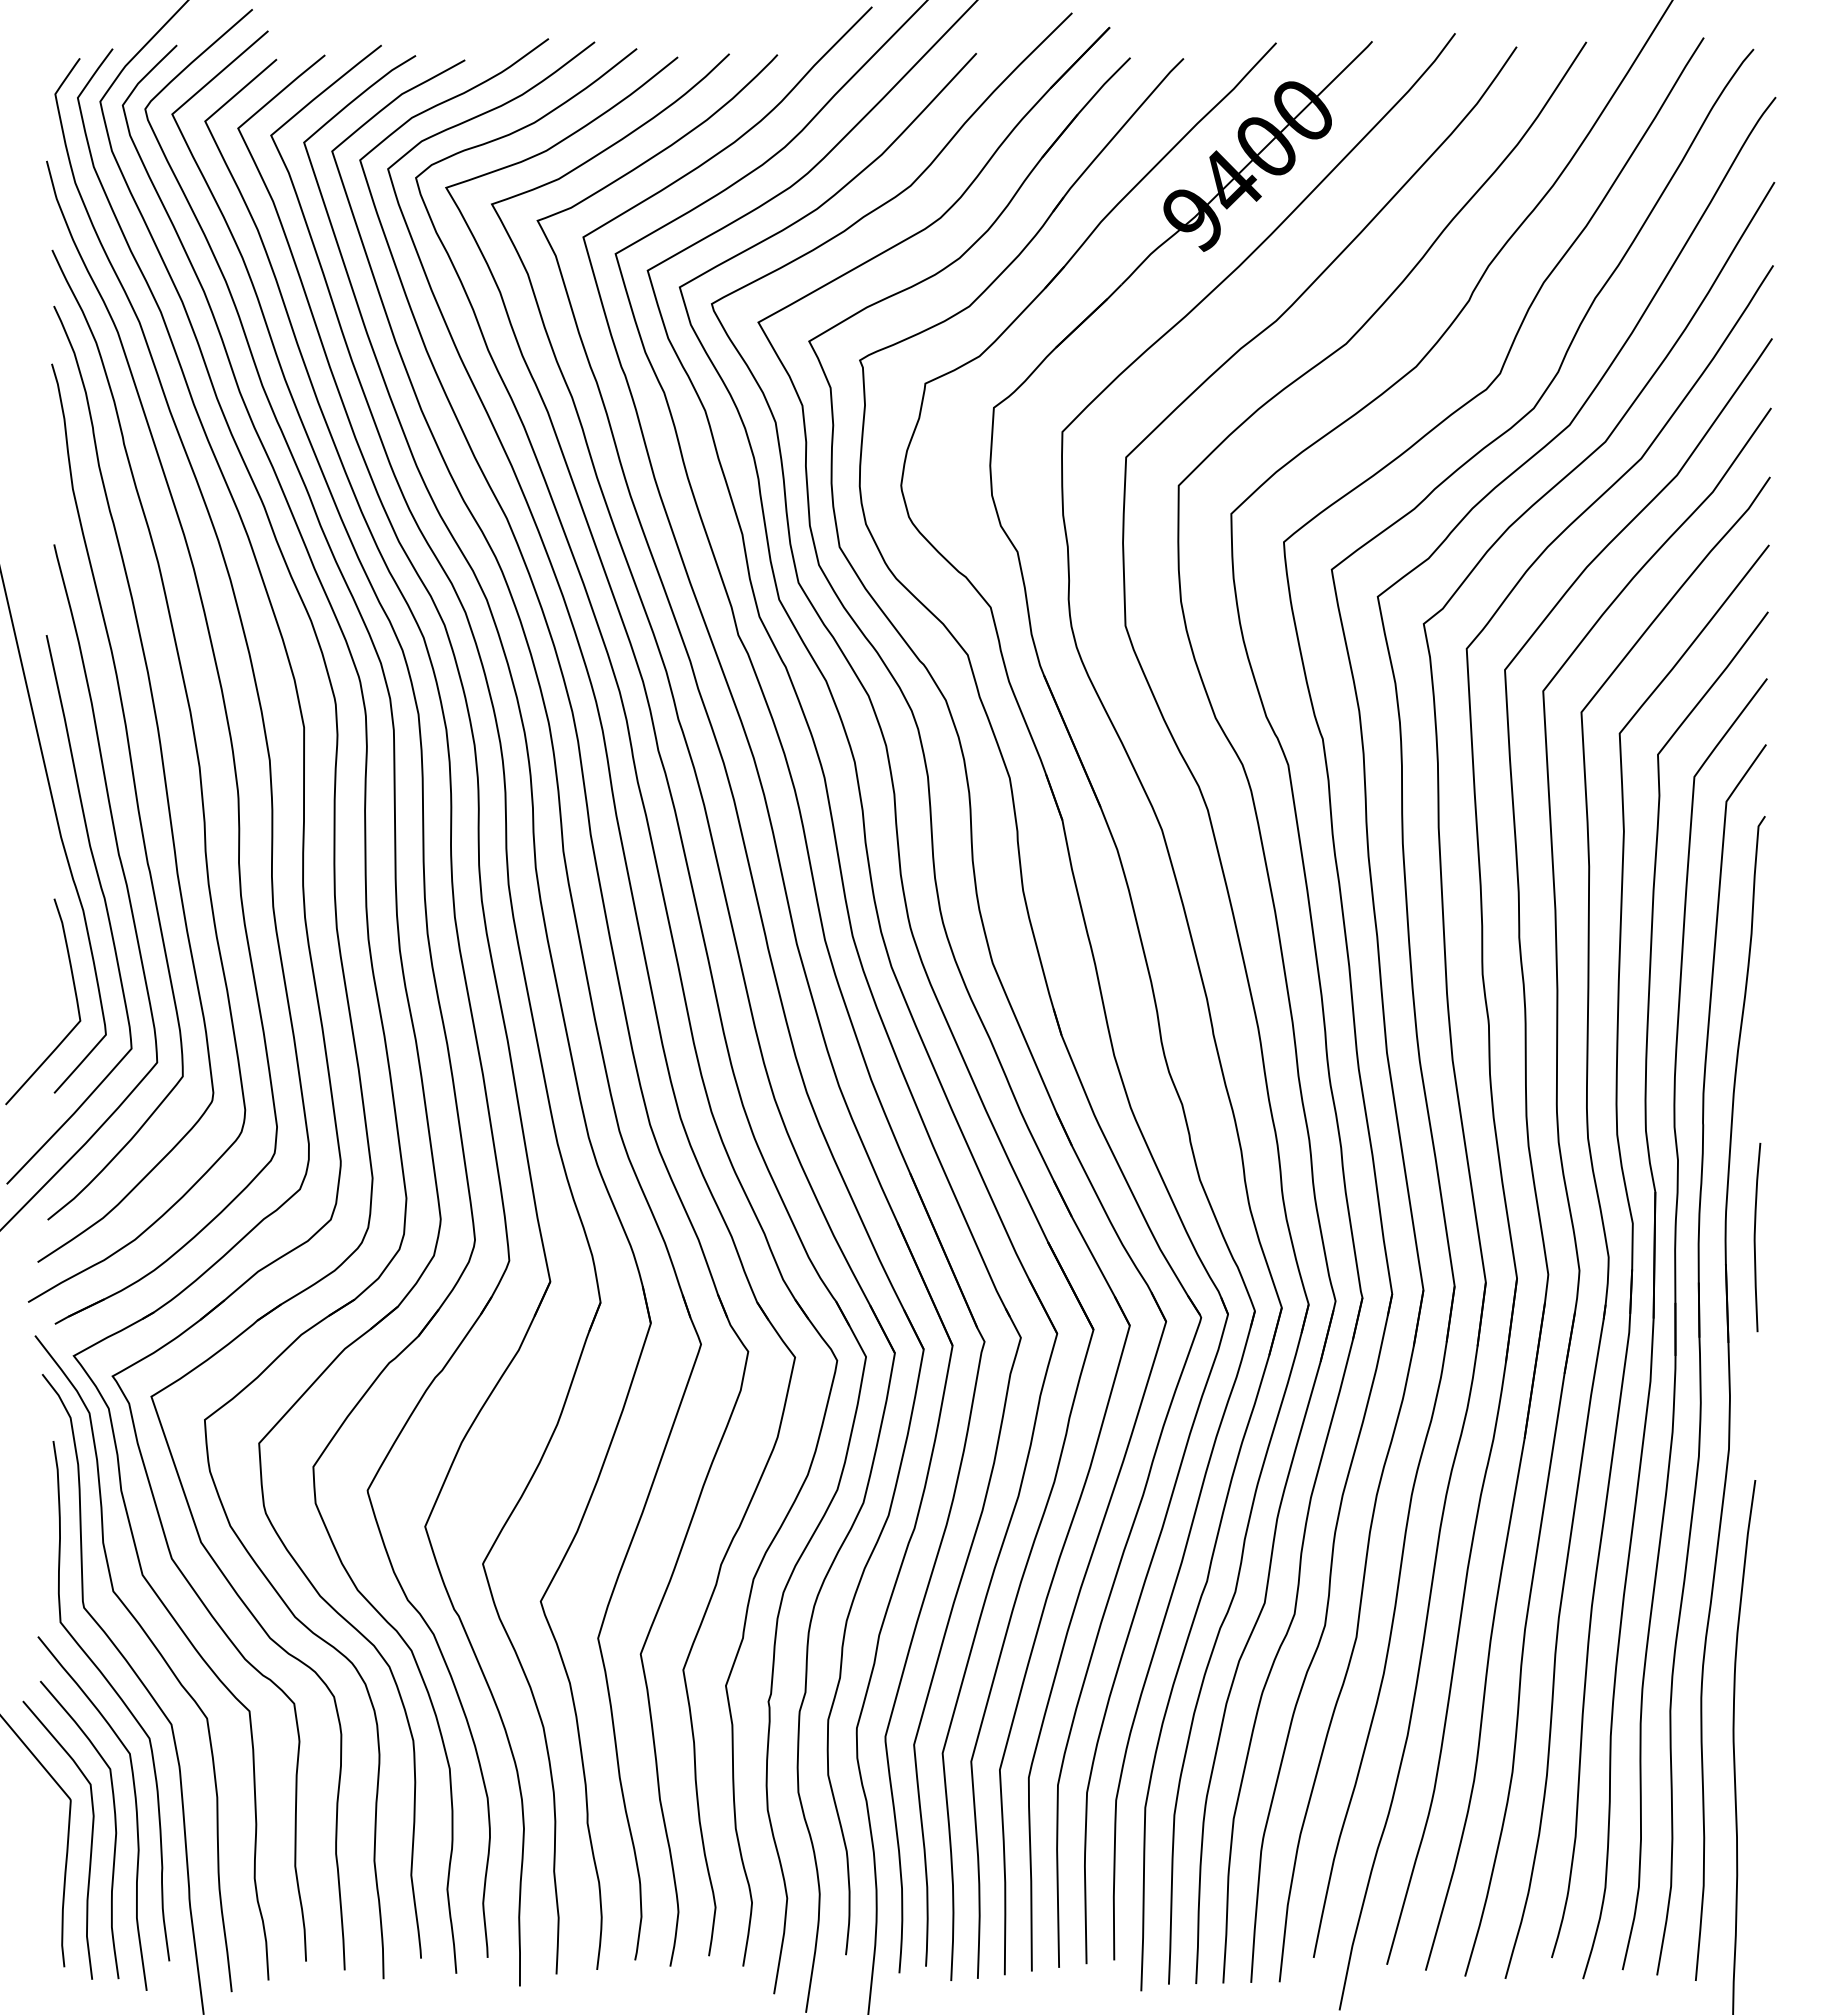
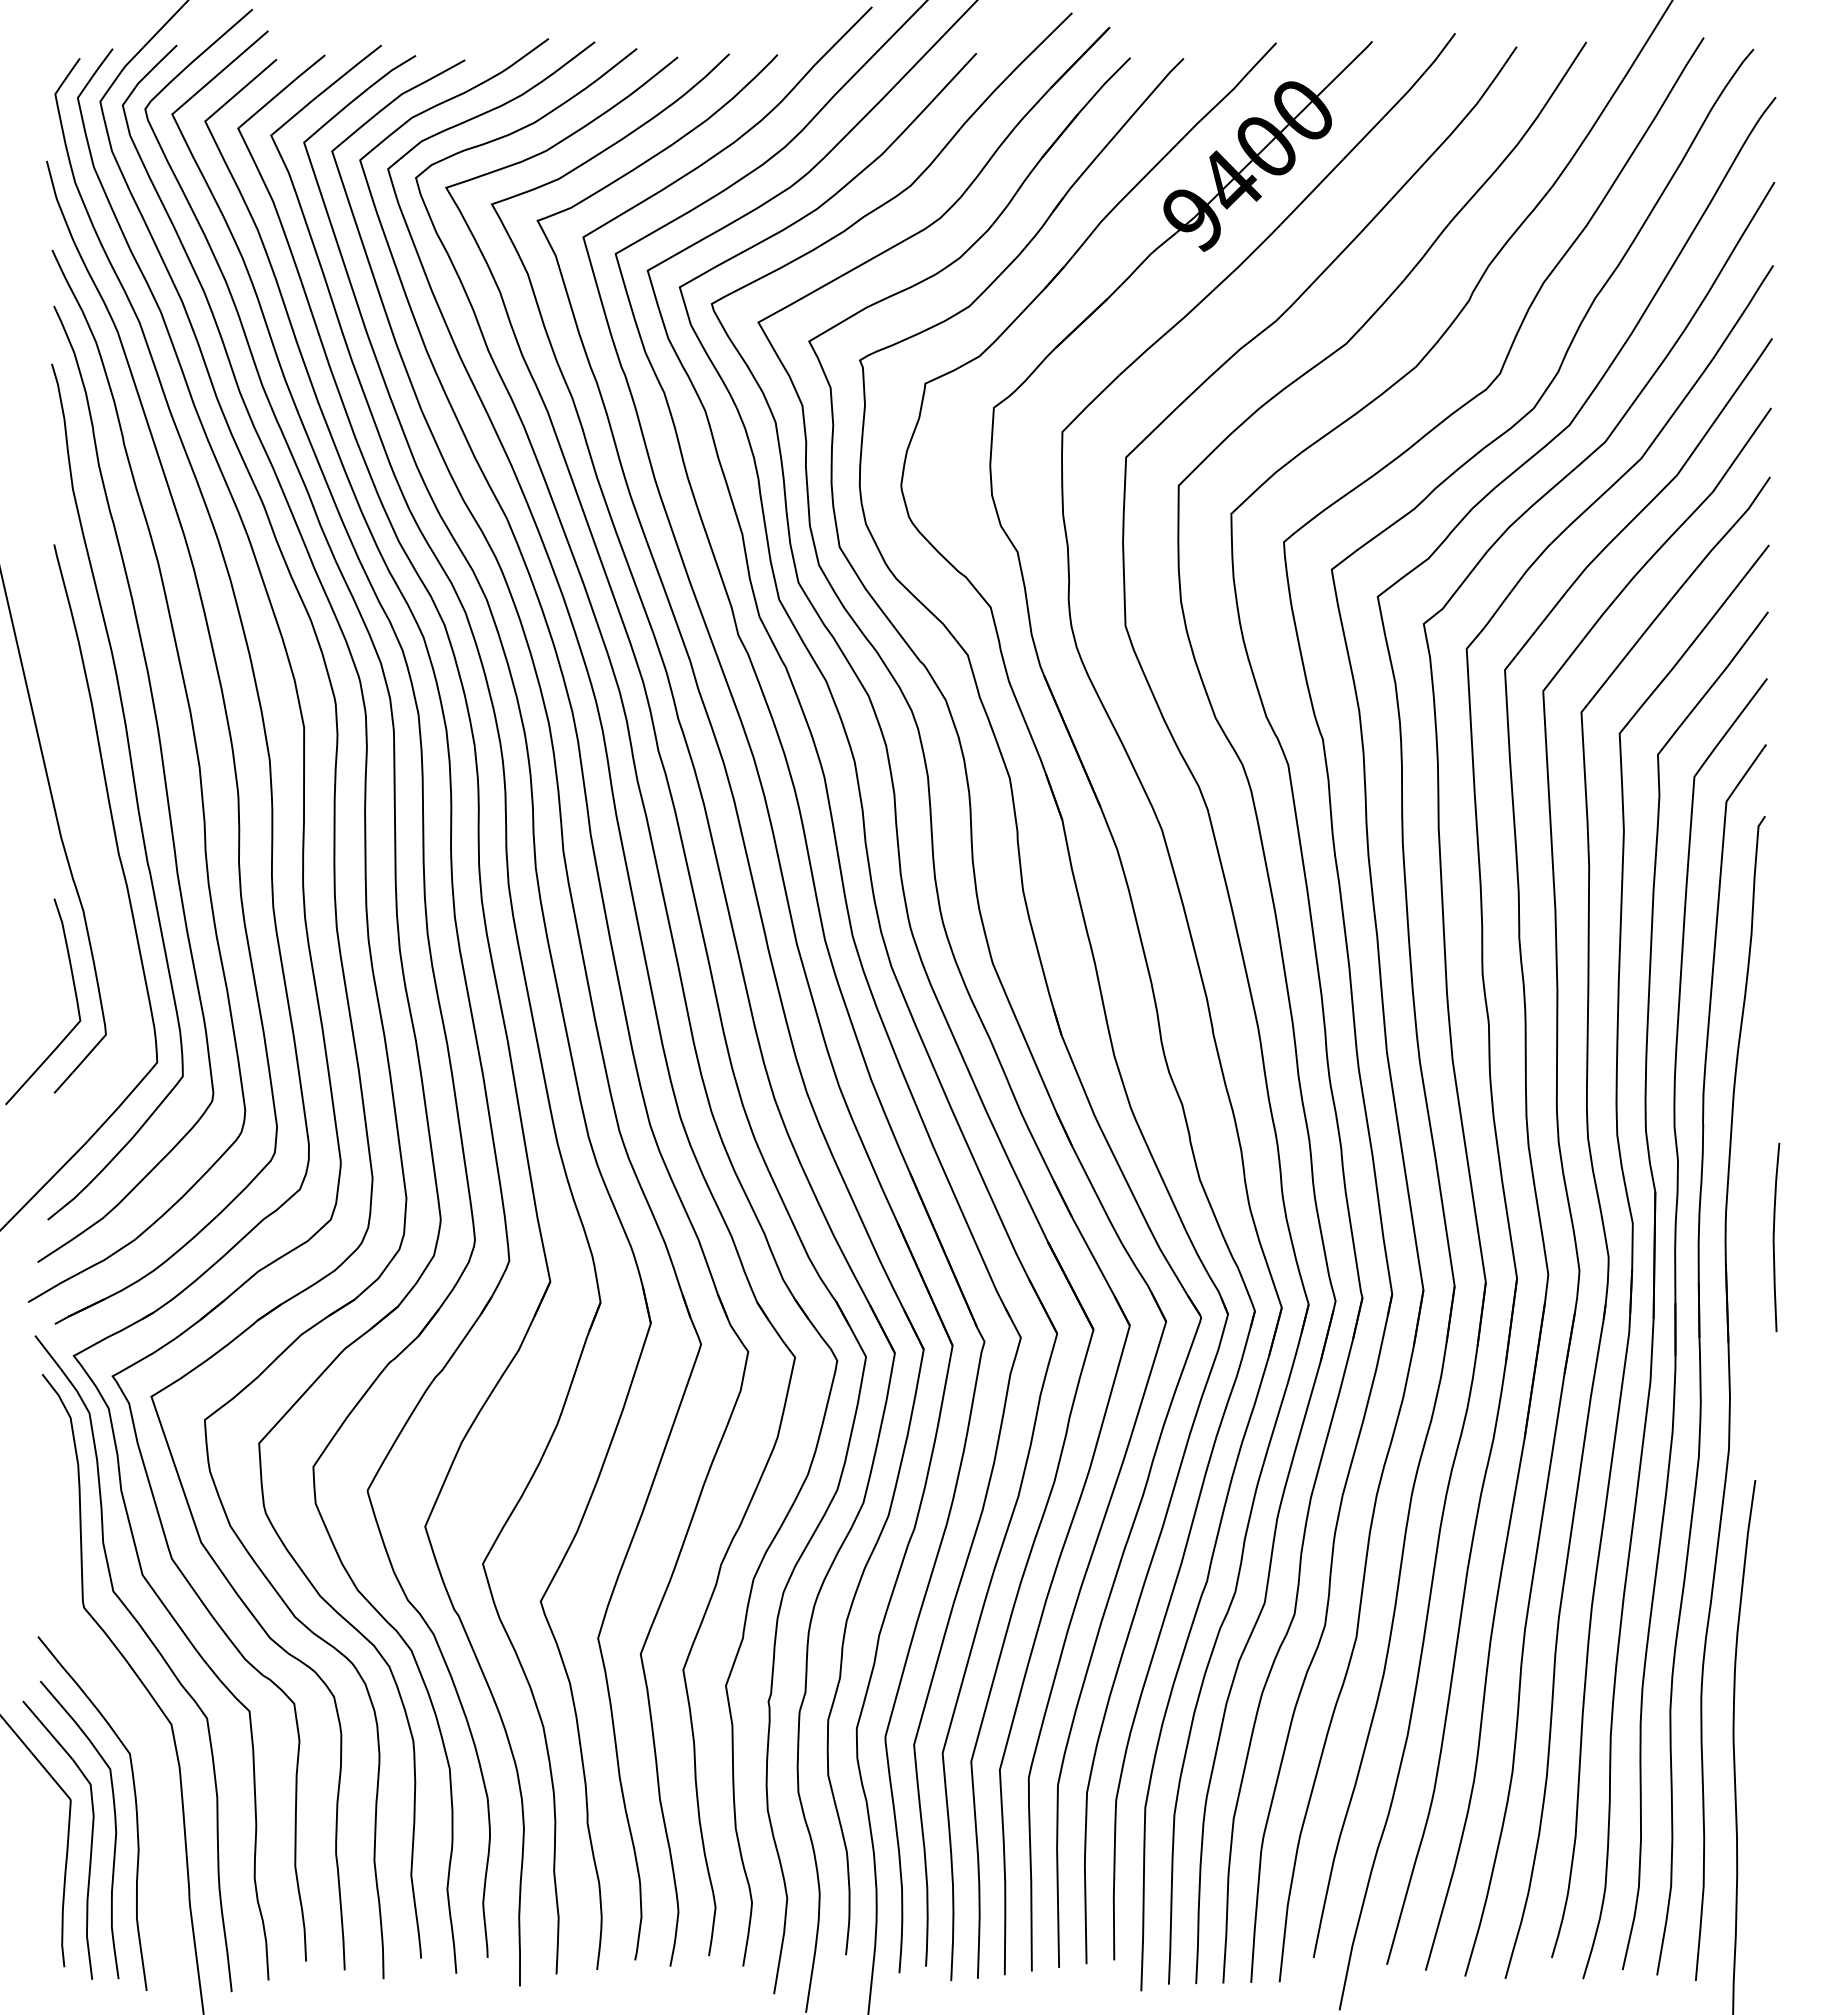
curve: present -> none (104, 903)
curve position: (1755, 1237) -> (1774, 1237) (1774, 1237)
curve: present -> none (118, 1697)
